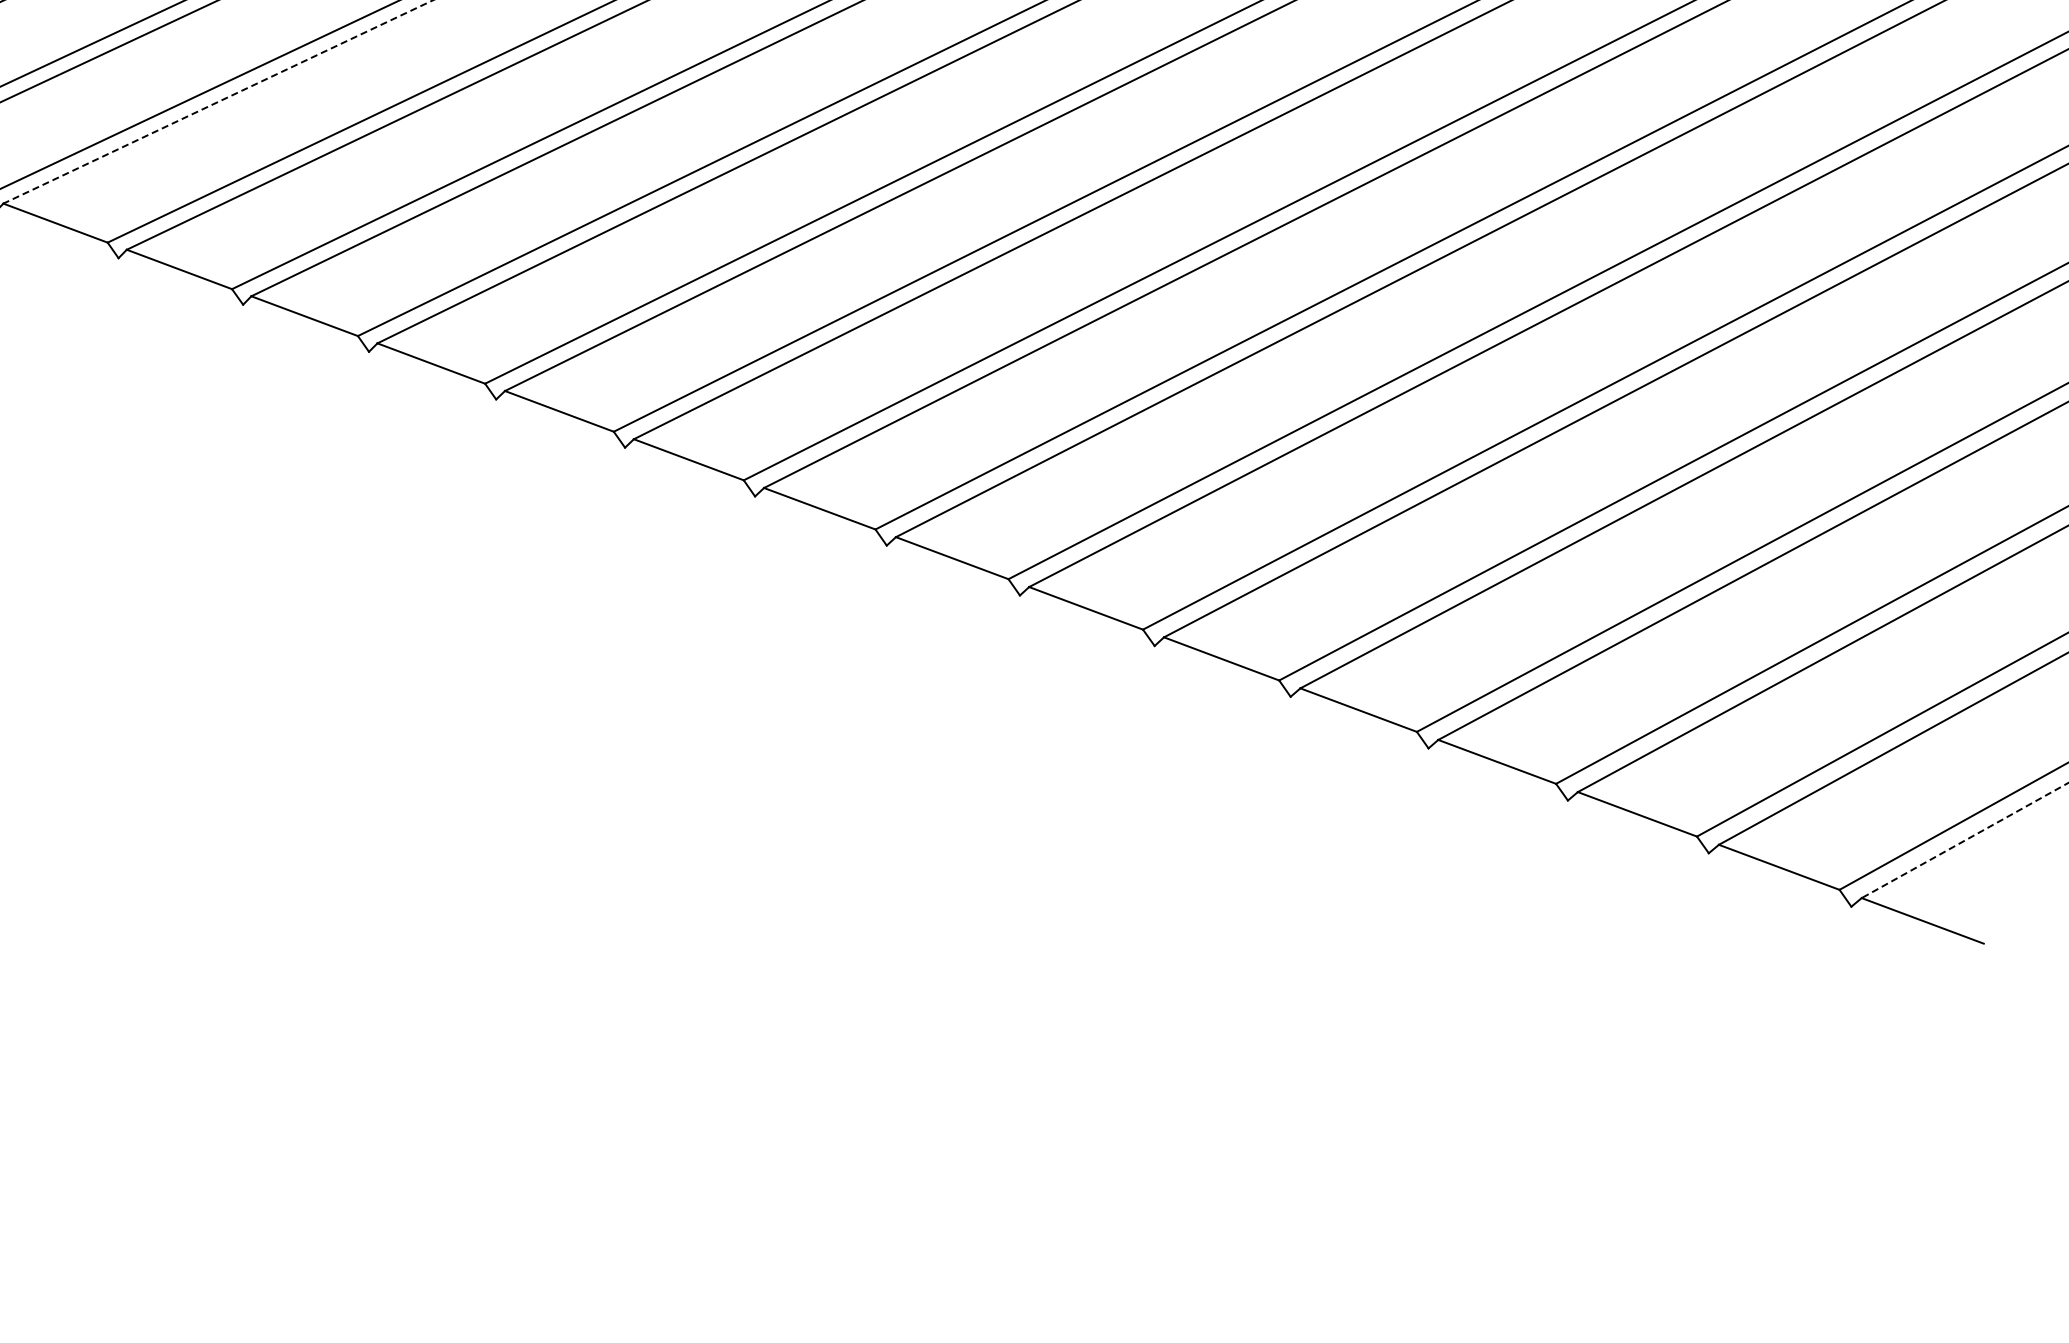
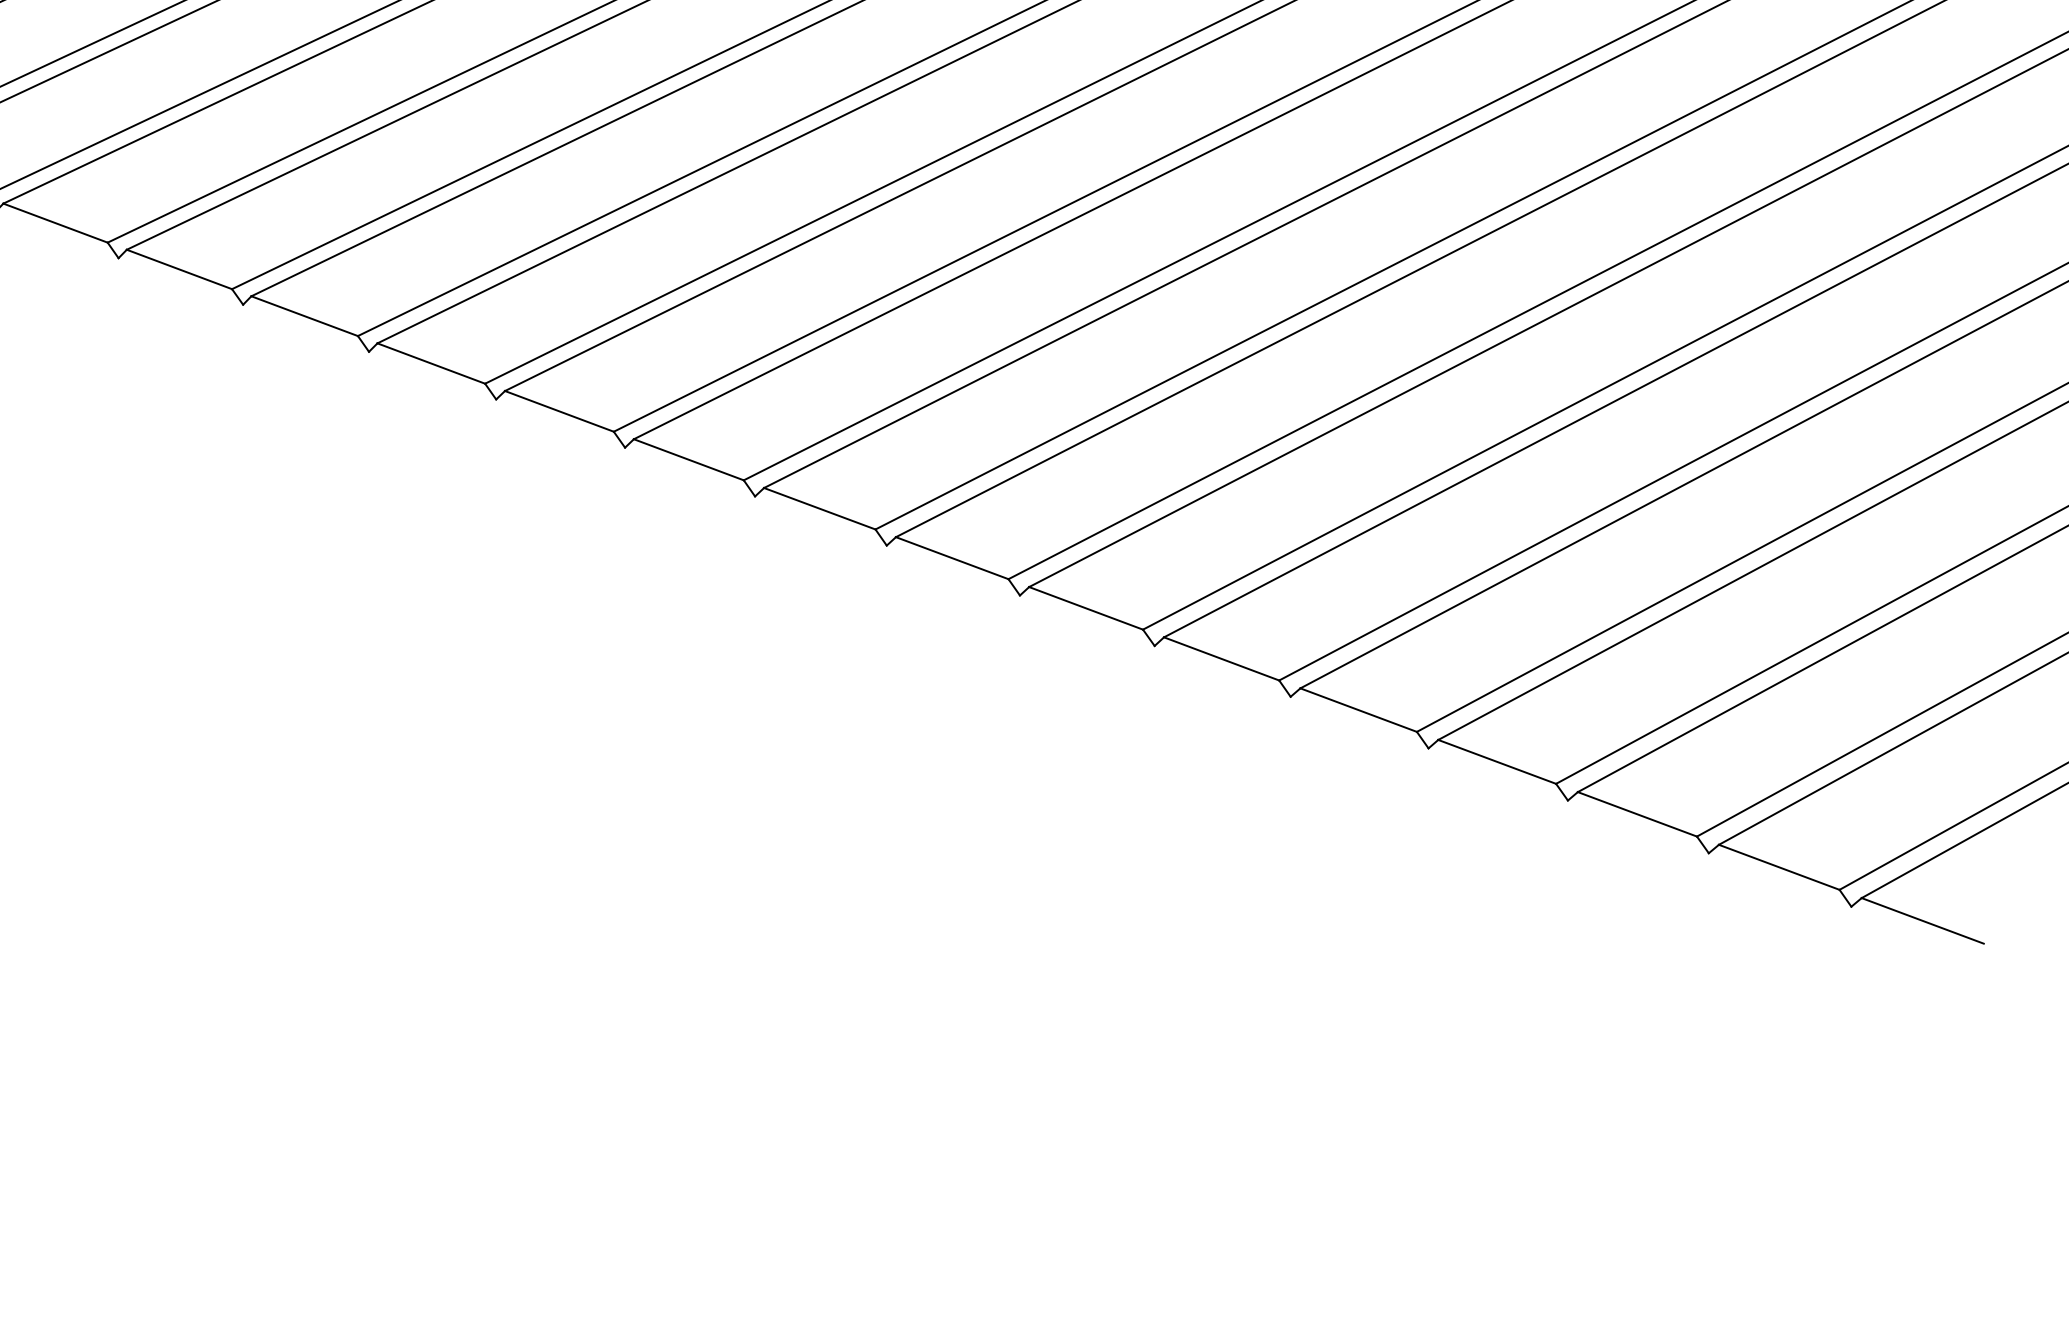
line: dashed -> solid (218, 101)
line: dashed -> solid (1964, 840)
